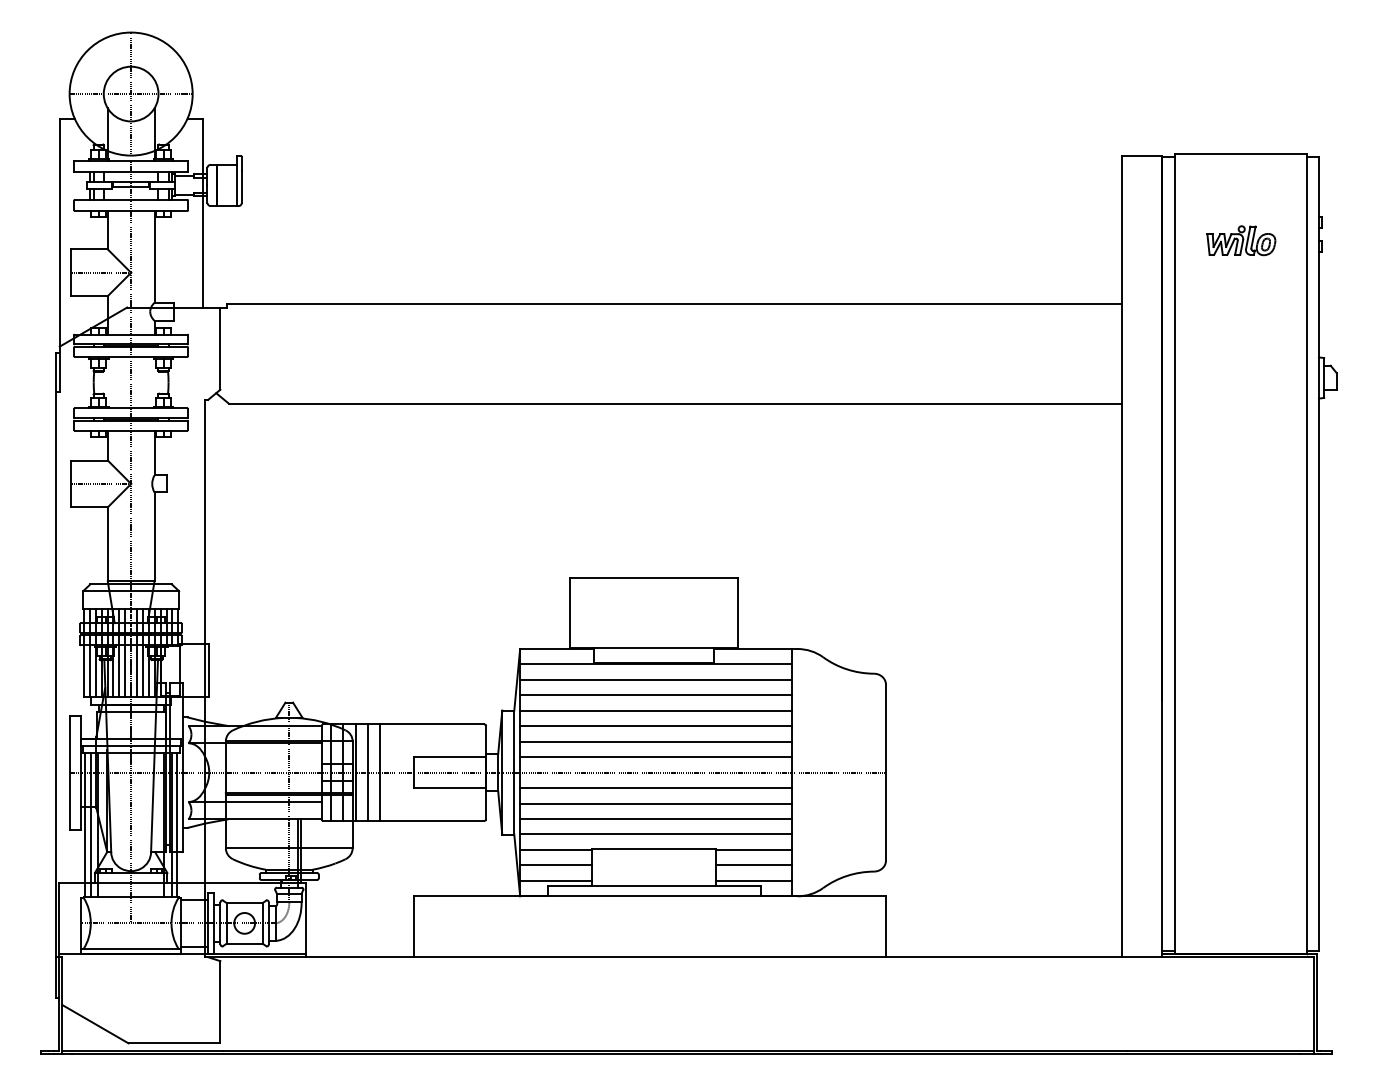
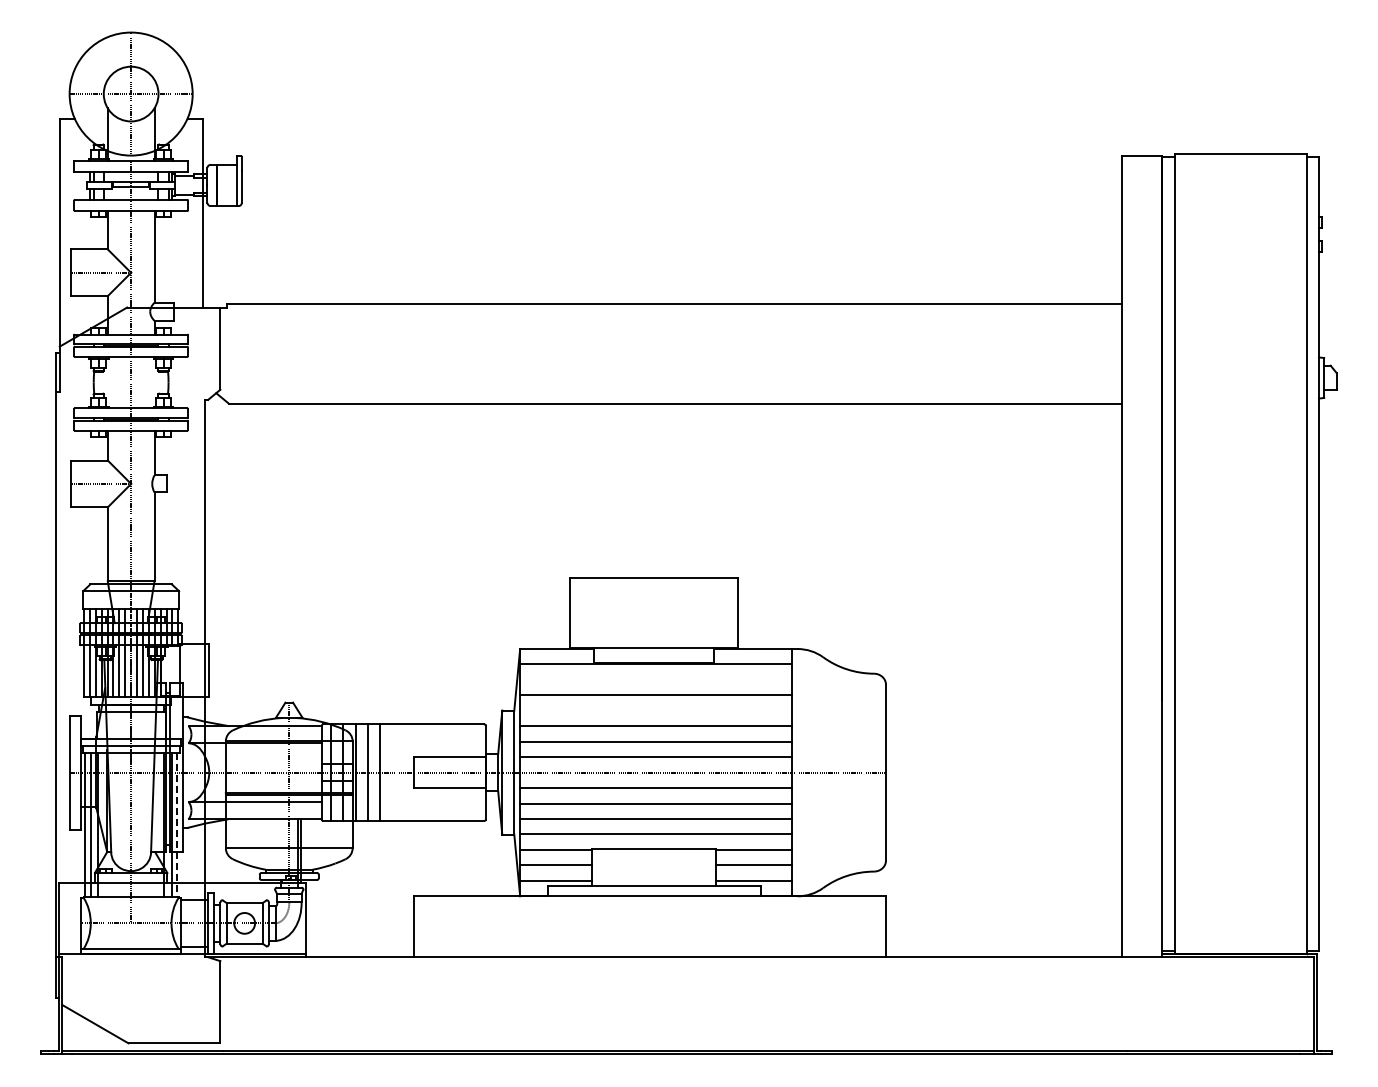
part: present -> none (1241, 240)
line: present -> none (655, 679)
line: present -> none (655, 710)
line: solid -> dashed (177, 825)
